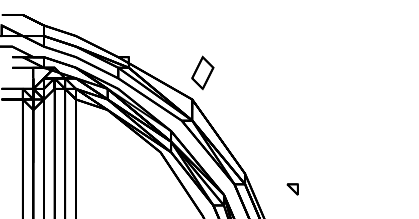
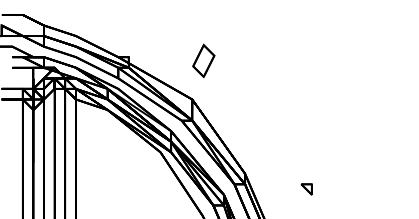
part position: (202, 72) -> (203, 60) (203, 60)
part position: (292, 189) -> (306, 189) (306, 189)
